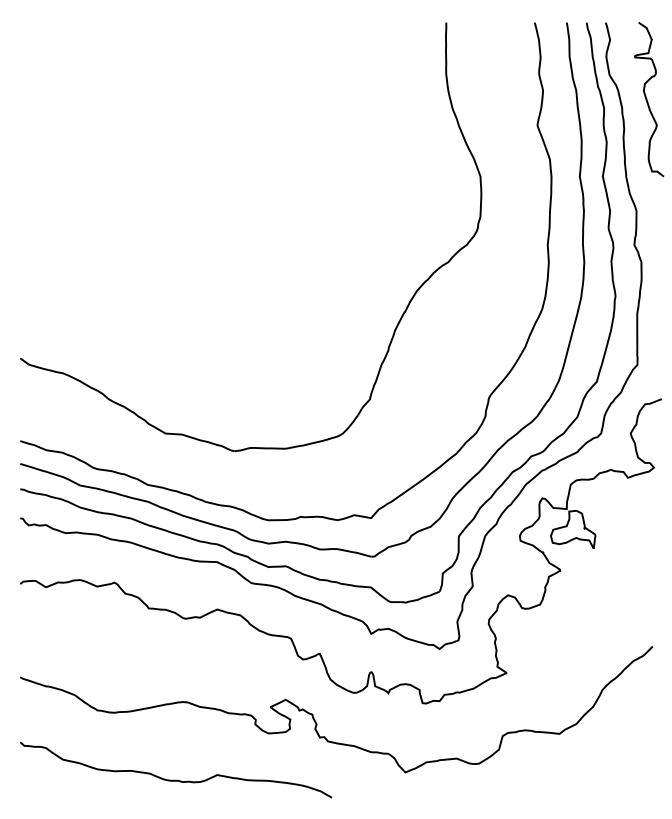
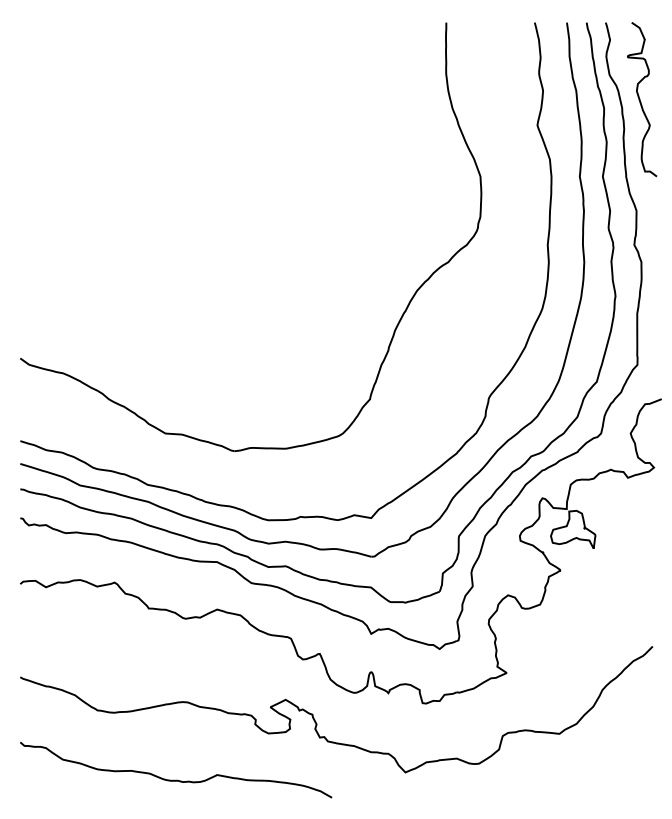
curve position: (647, 99) -> (640, 99) (640, 99)
